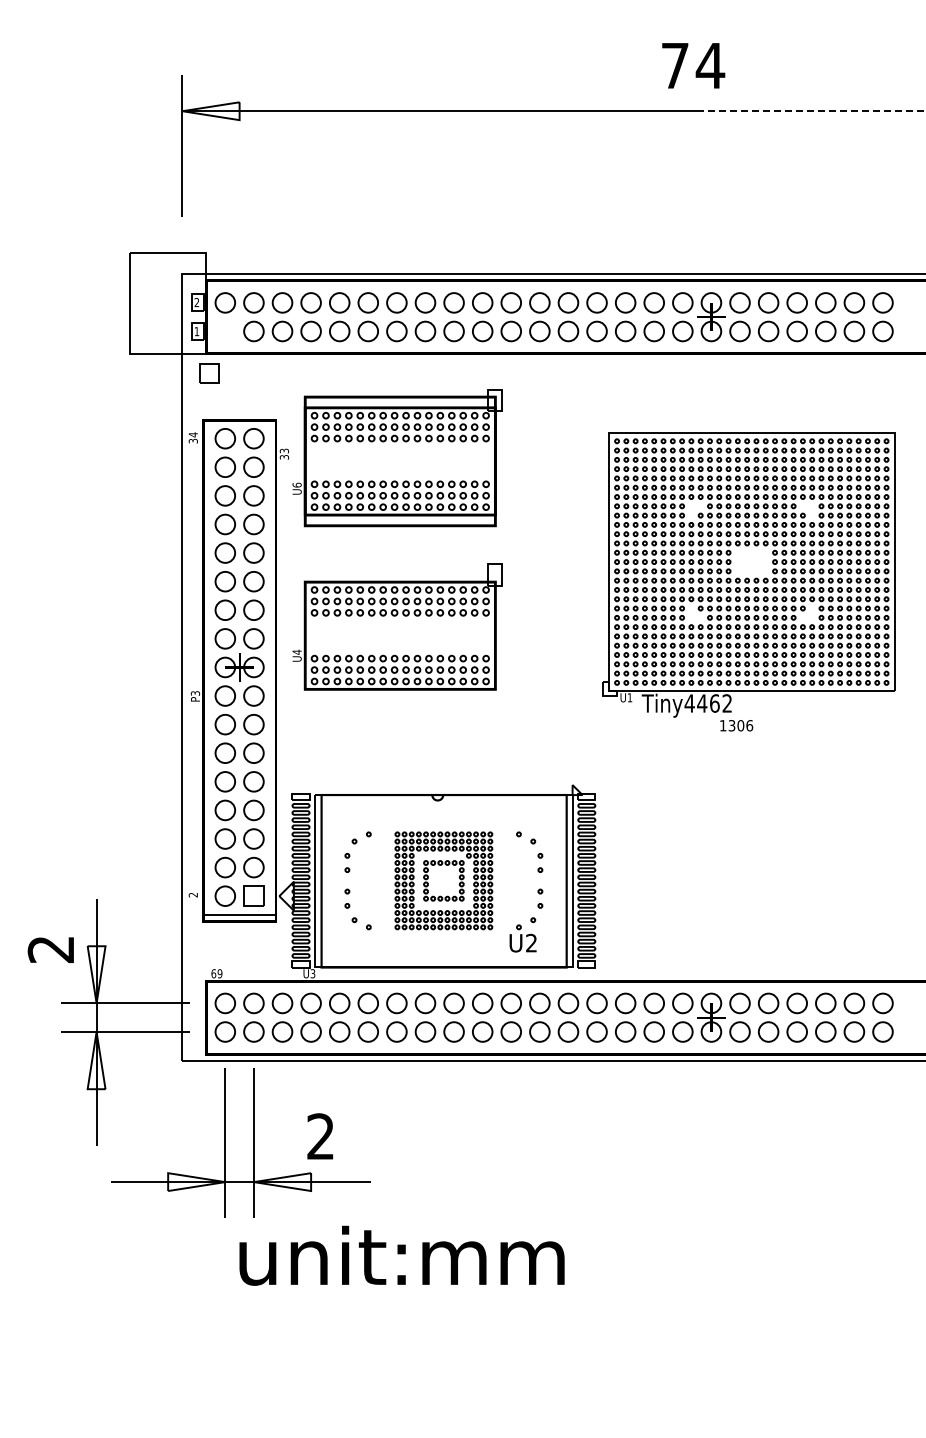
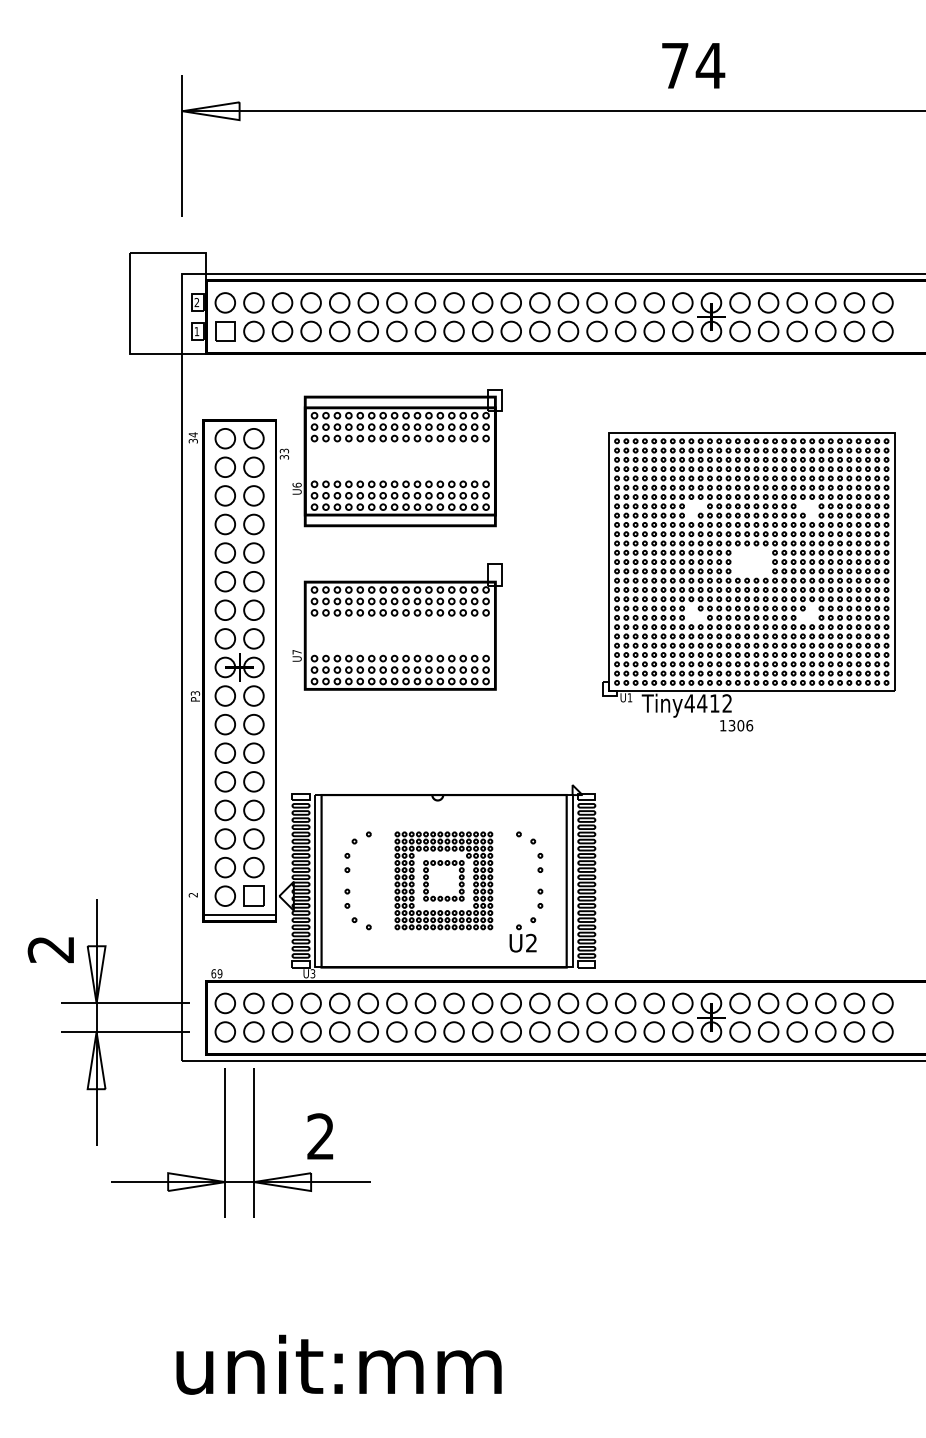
line: dashed -> solid (811, 111)
part position: (209, 373) -> (225, 331) (225, 331)
text: U4 -> U7 (296, 651)
text: Tiny4462 -> Tiny4412 (714, 703)
text position: (401, 1255) -> (338, 1364) (338, 1364)
